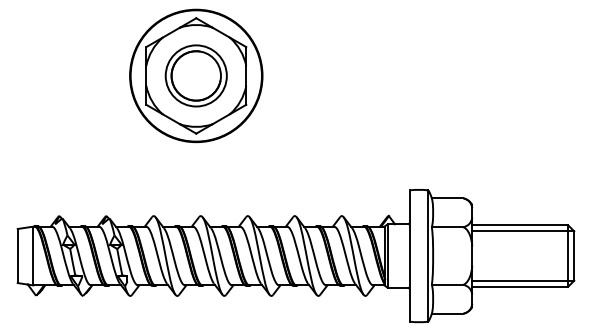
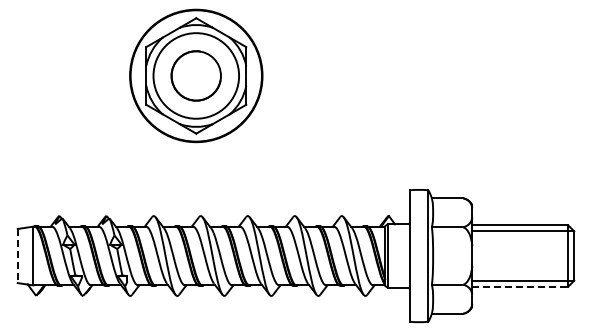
circle diameter: 61 px -> 86 px (196, 75)
line: solid -> dashed (17, 256)
line: solid -> dashed (520, 286)
